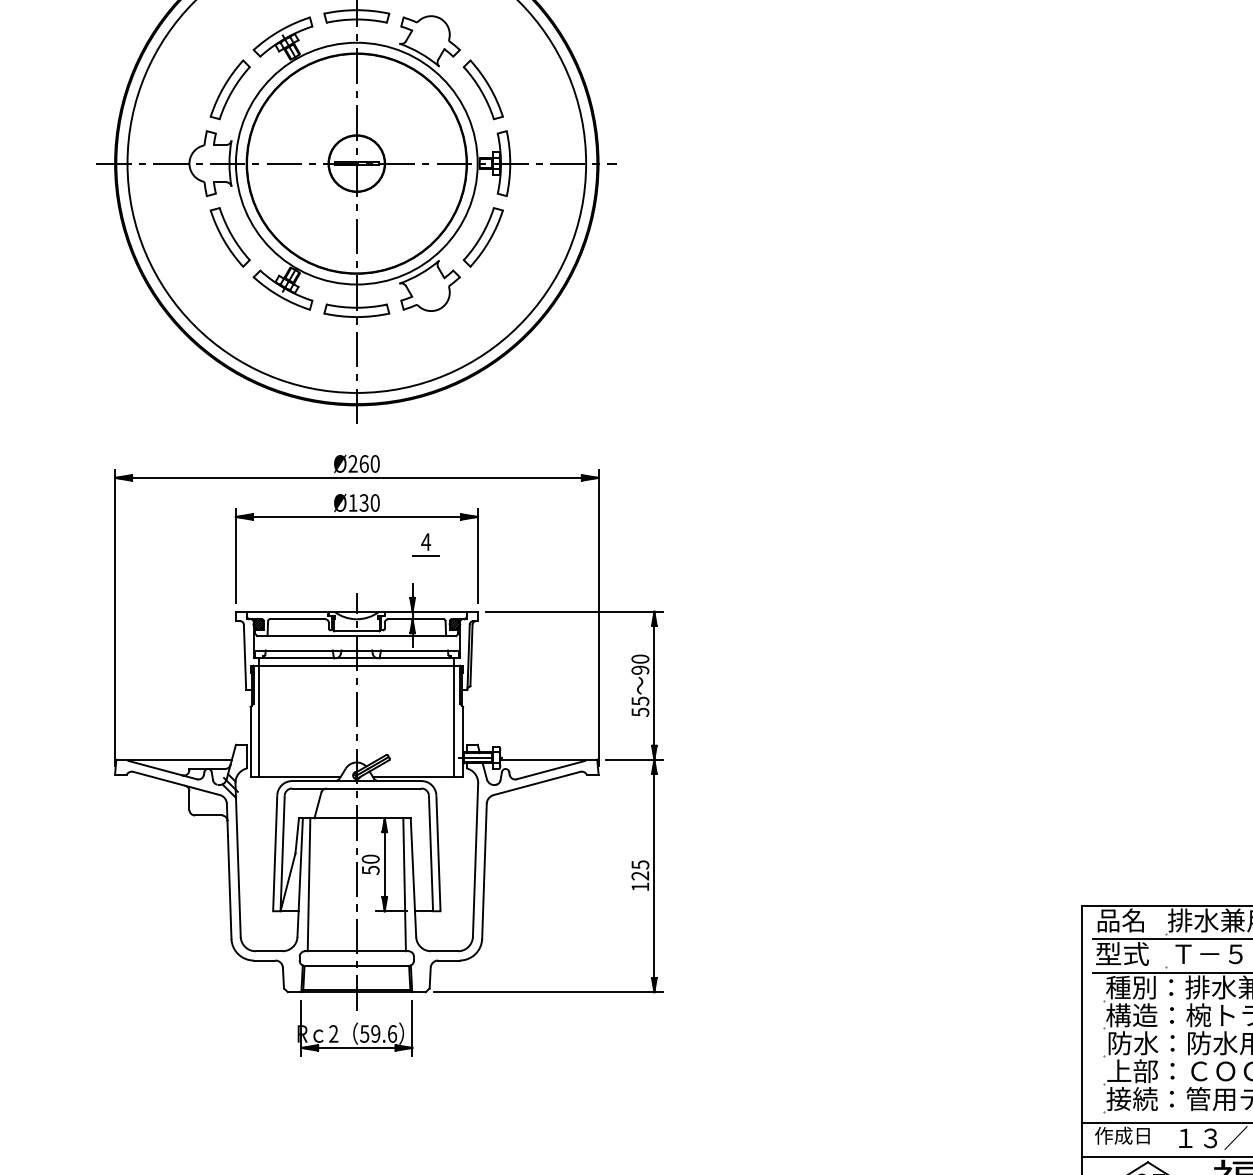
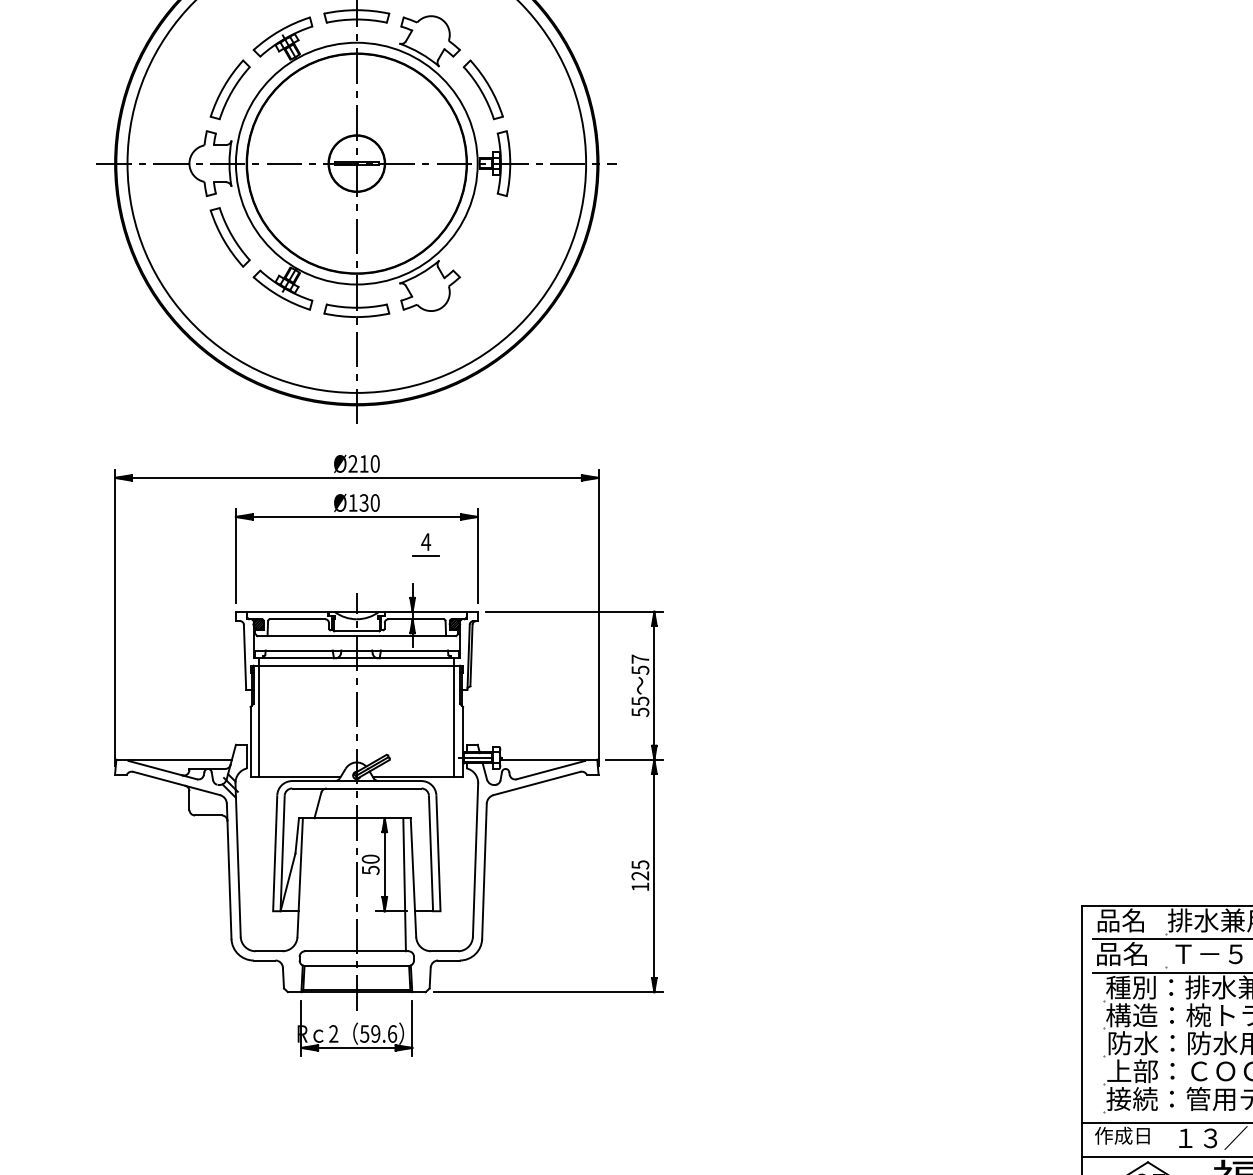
part: present -> none (482, 237)
text: Ø260 -> Ø210 (363, 463)
text: 90 -> 57 (640, 664)
line: present -> none (308, 884)
text: 型式 -> 品名 (1122, 953)
